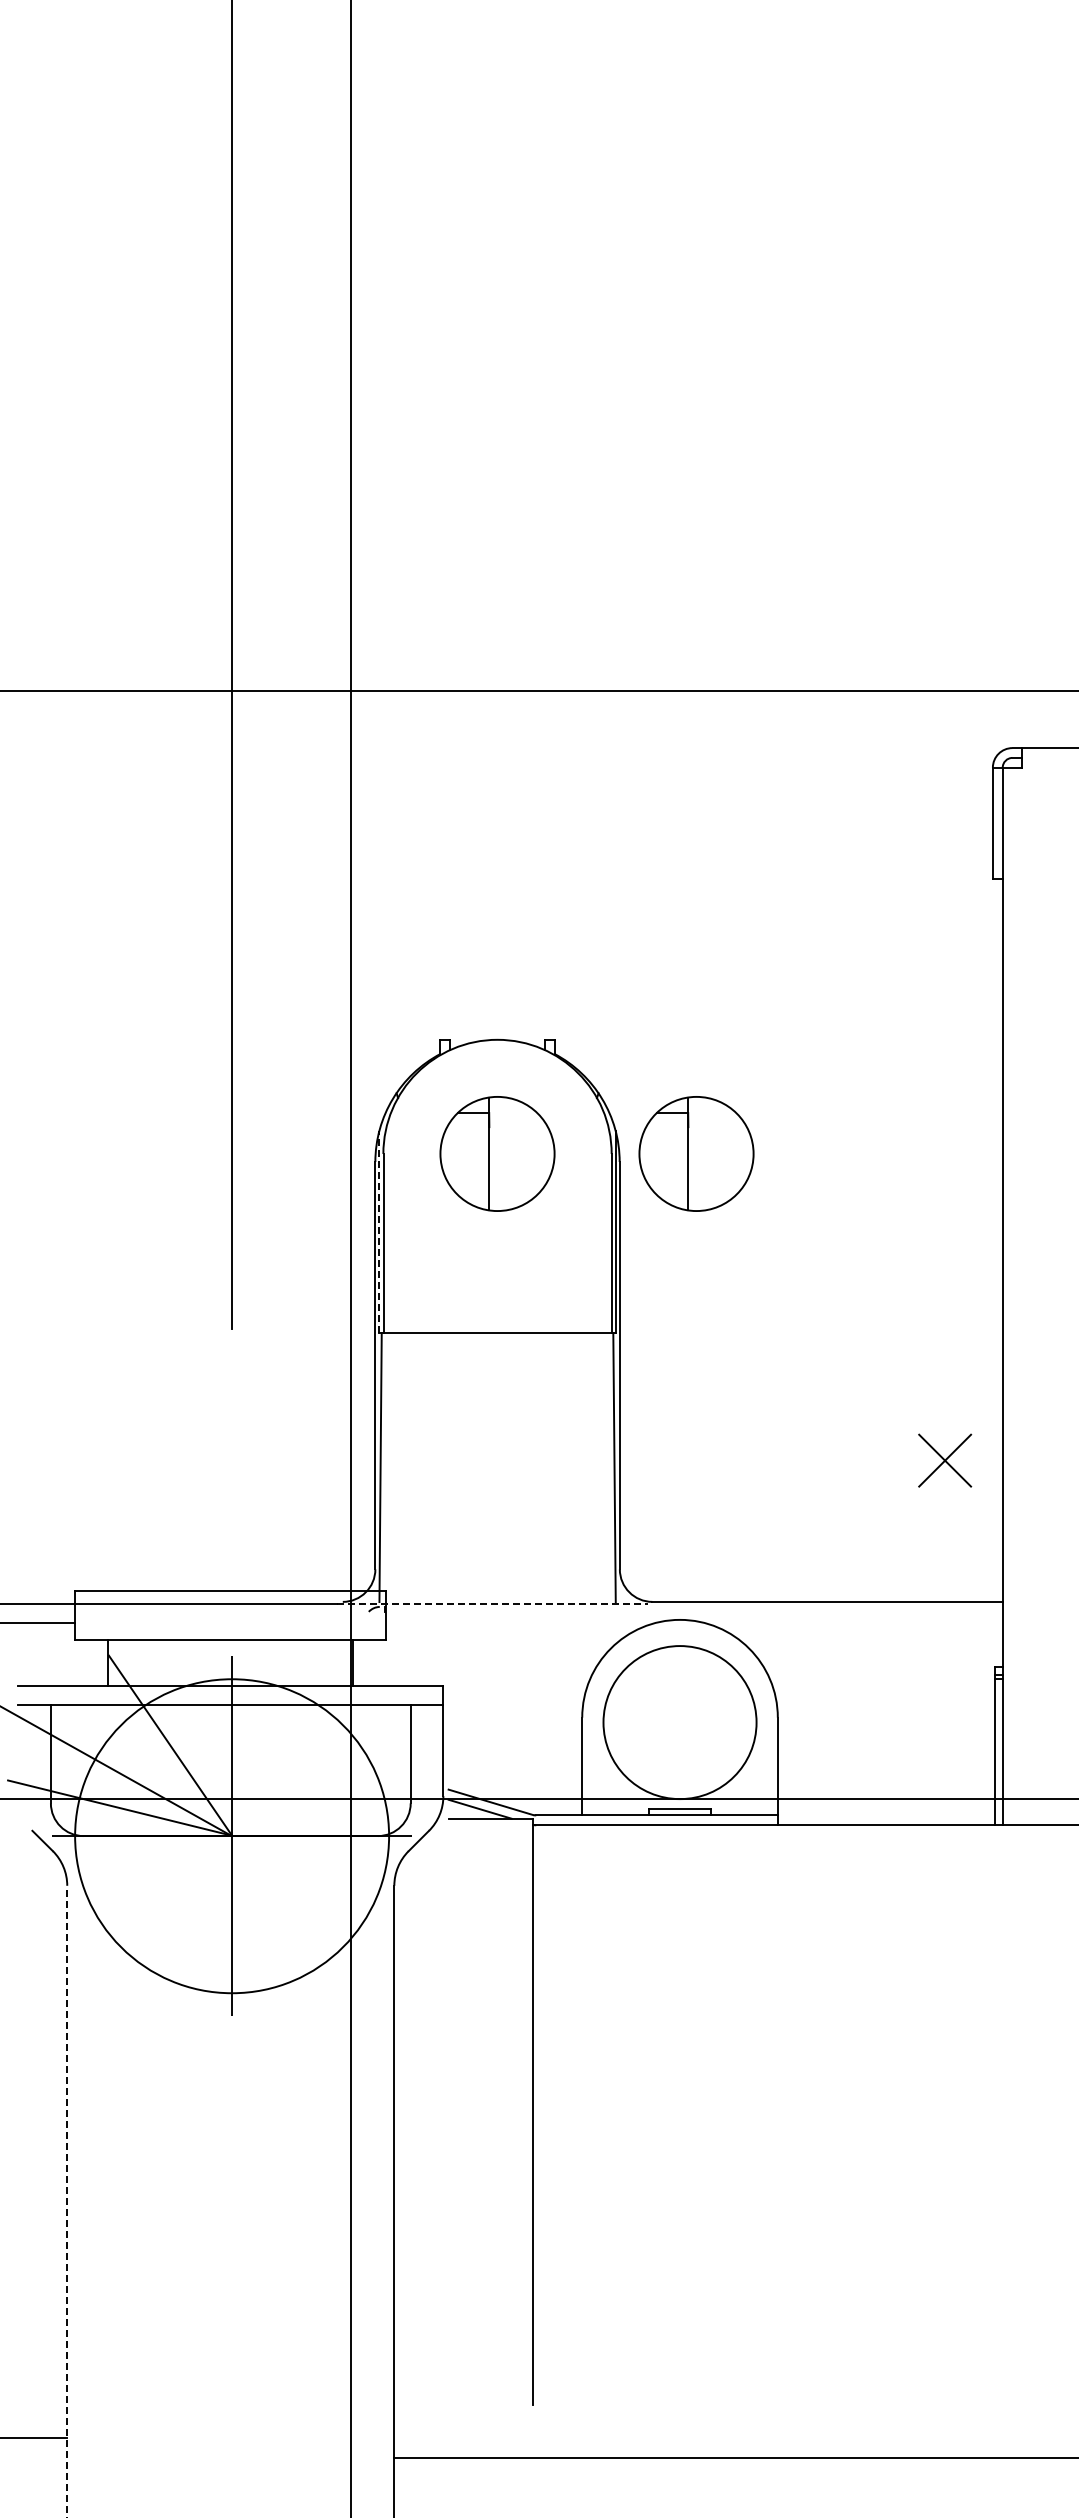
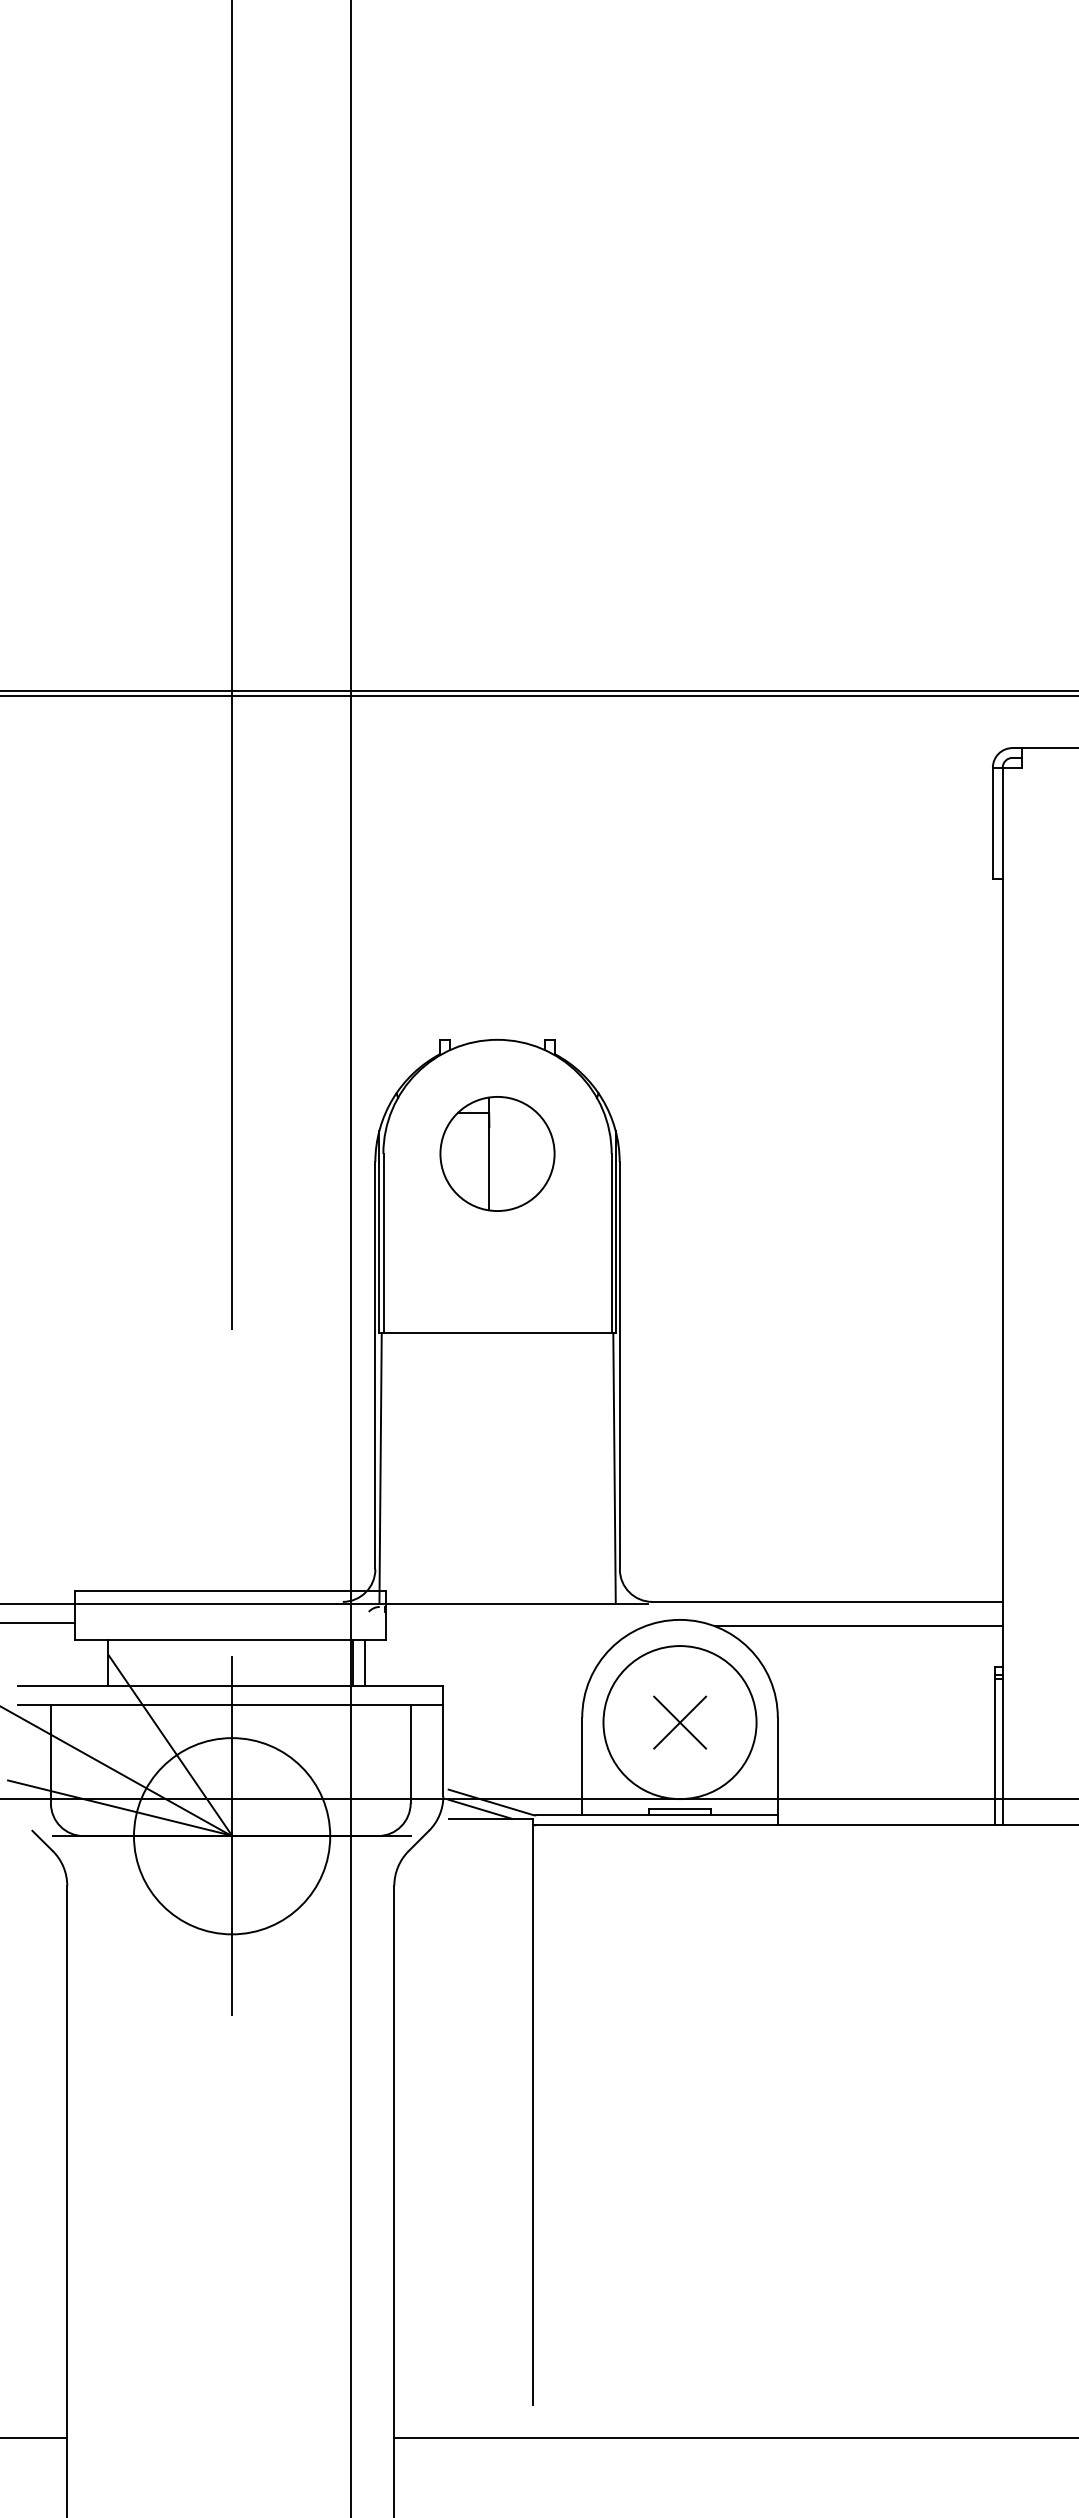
line: none -> present (538, 696)
part: present -> none (696, 1153)
line: dashed -> solid (379, 1231)
part position: (945, 1460) -> (680, 1722) (680, 1722)
line: dashed -> solid (493, 1603)
line: none -> present (858, 1626)
line: none -> present (364, 1662)
circle diameter: 314 px -> 196 px (231, 1836)
line: dashed -> solid (67, 2201)
line position: (734, 2457) -> (734, 2437) (734, 2437)
